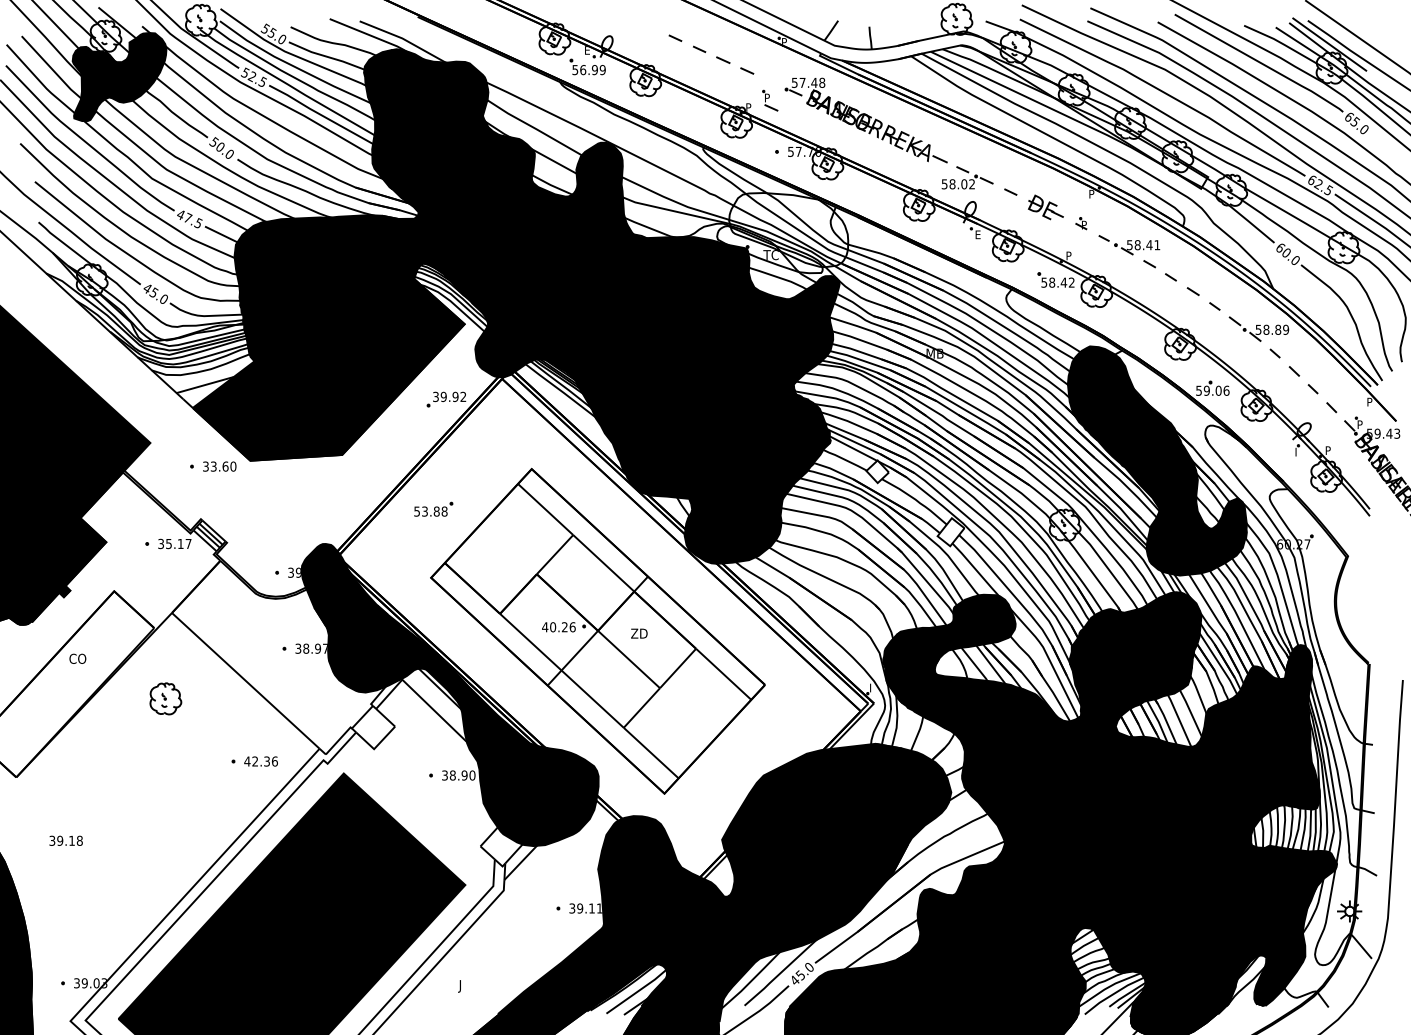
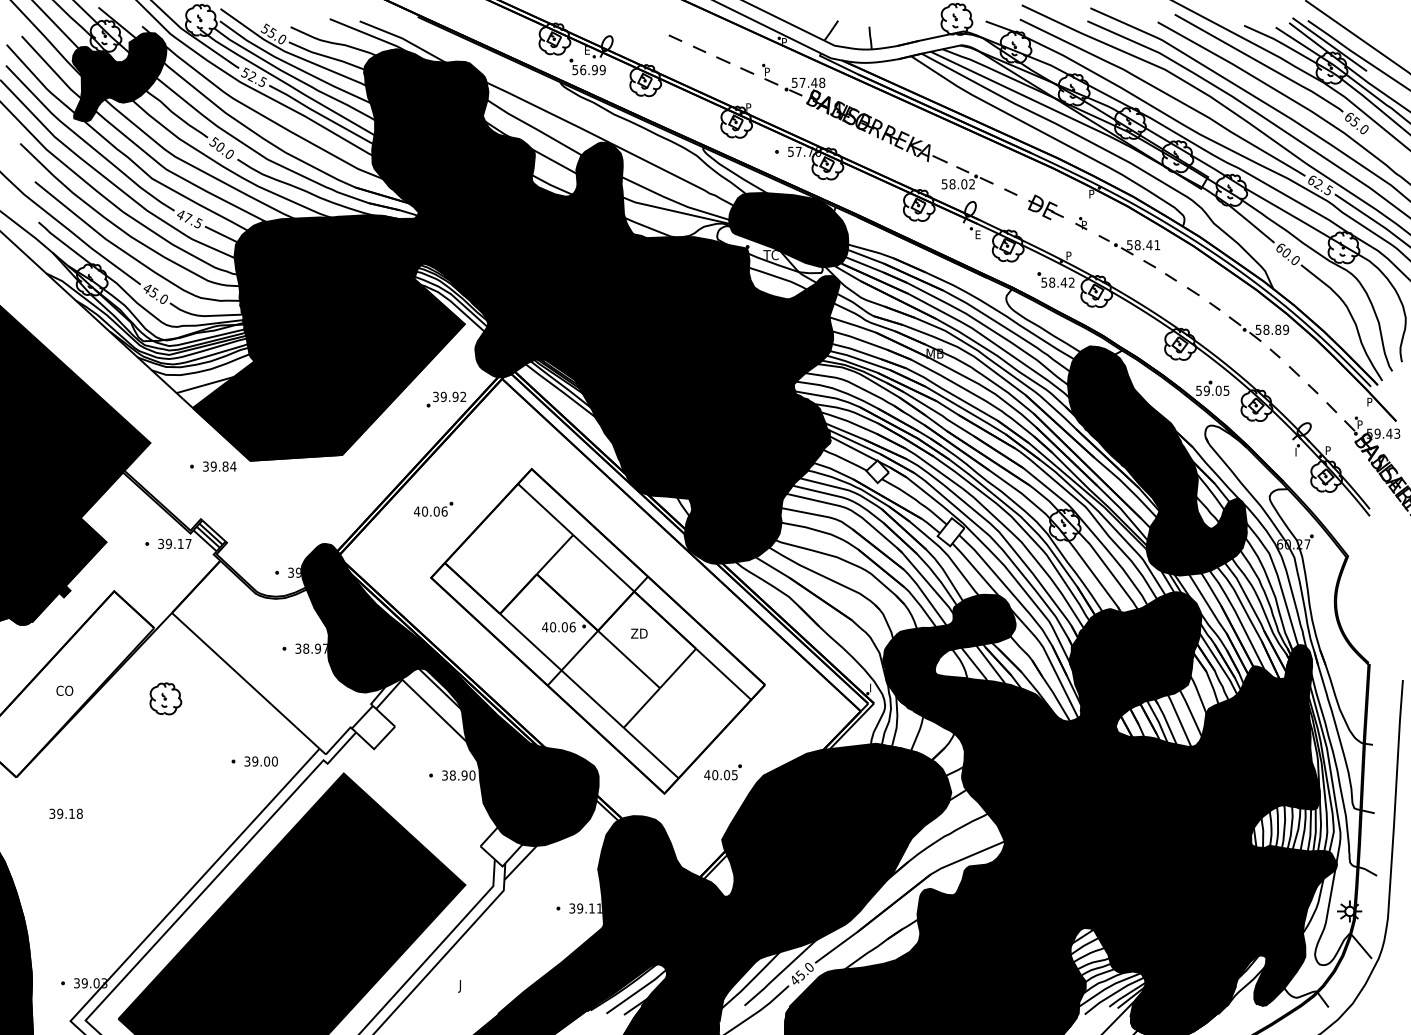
part position: (770, 100) -> (770, 74) (770, 74)
fill: none -> present (788, 230)
text: 59.06 -> 59.05 (1226, 390)
text: 33.60 -> 39.84 (223, 466)
text: 53.88 -> 40.06 (430, 511)
text: 35.17 -> 39.17 (168, 543)
text: 40.26 -> 40.06 (564, 627)
text position: (77, 658) -> (64, 690) (64, 690)
text: 42.36 -> 39.00 (260, 761)
part: none -> present (722, 772)
text position: (65, 840) -> (65, 813) (65, 813)
